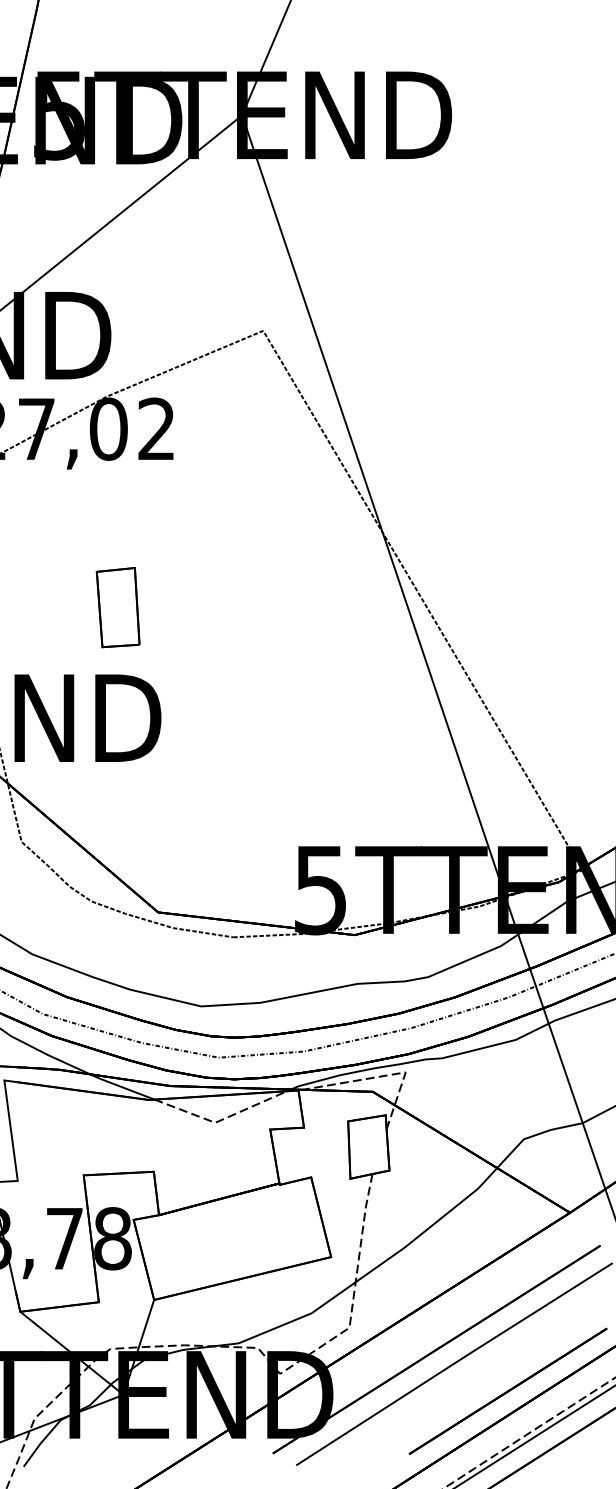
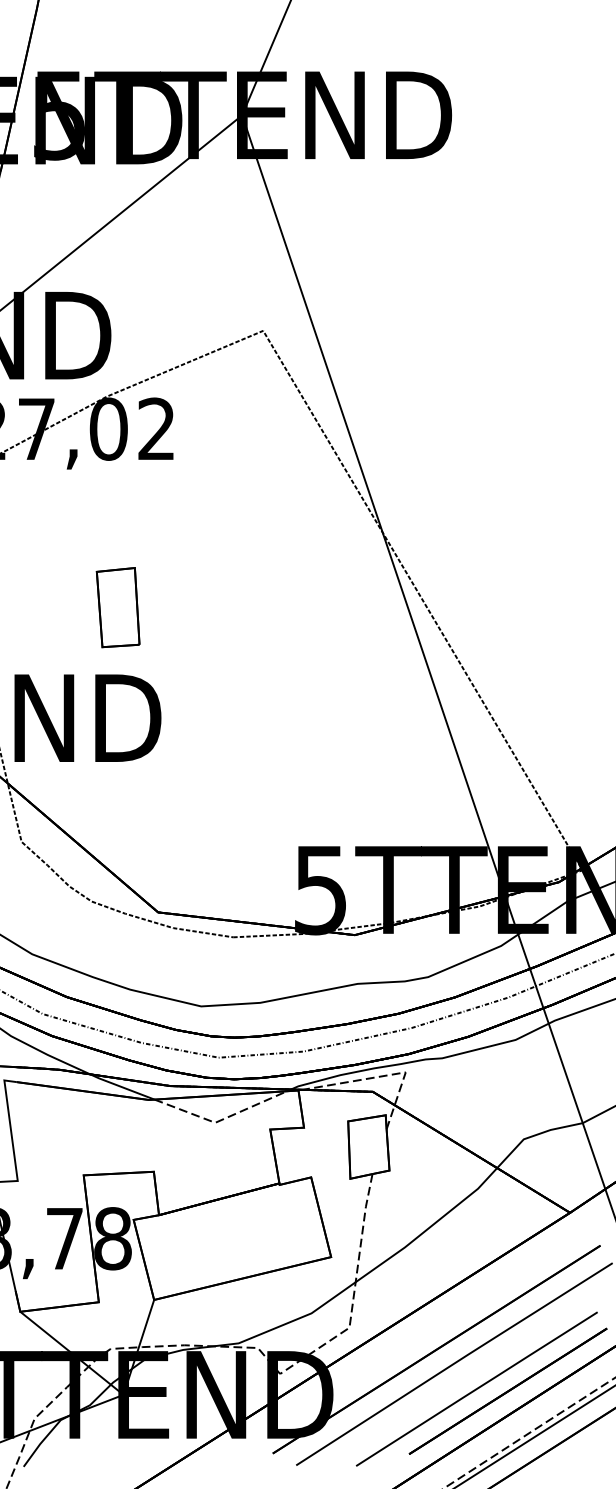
line: none -> present (476, 1388)
